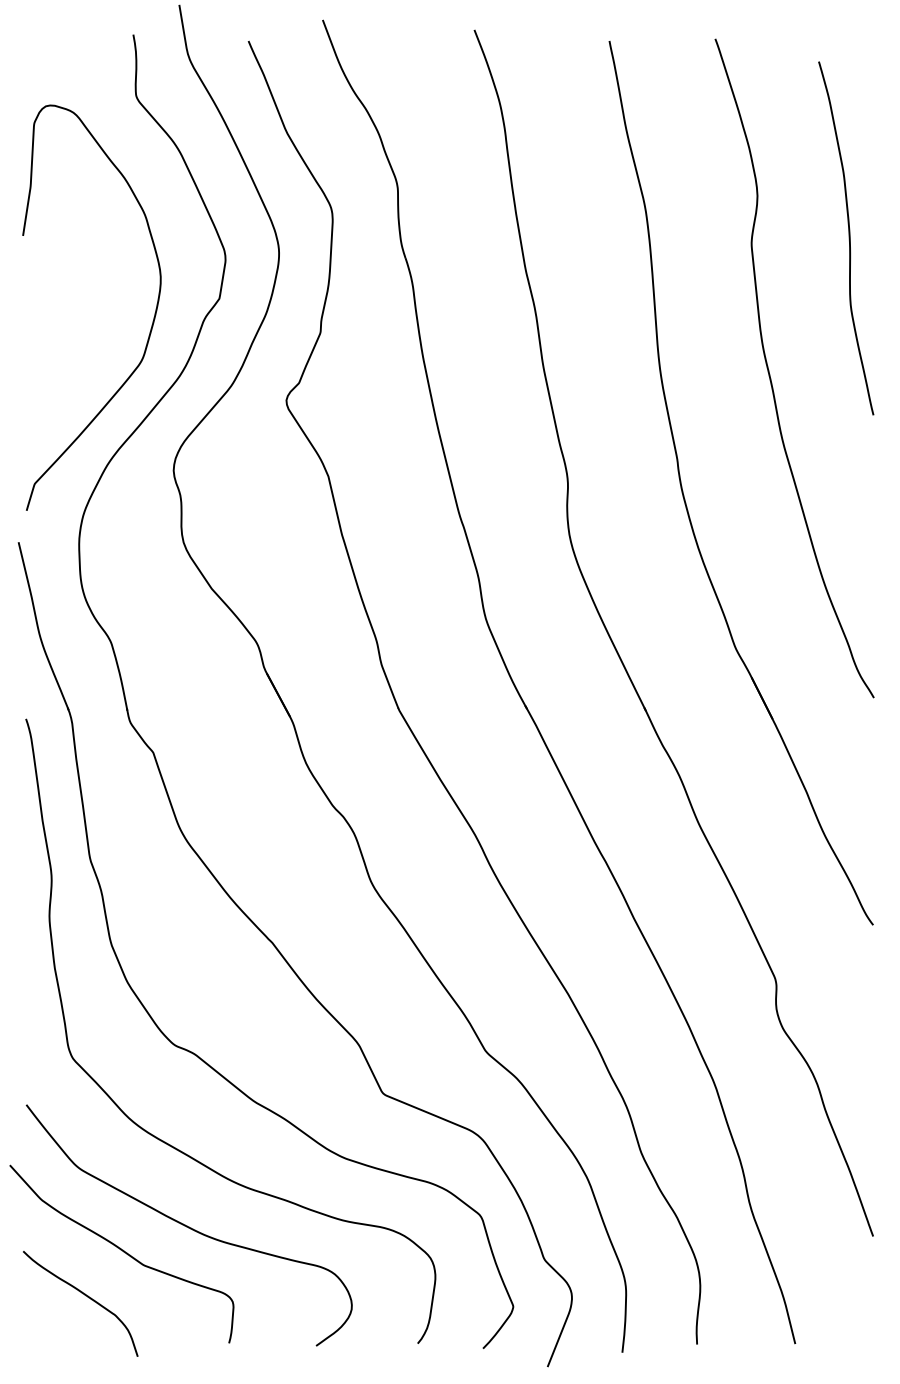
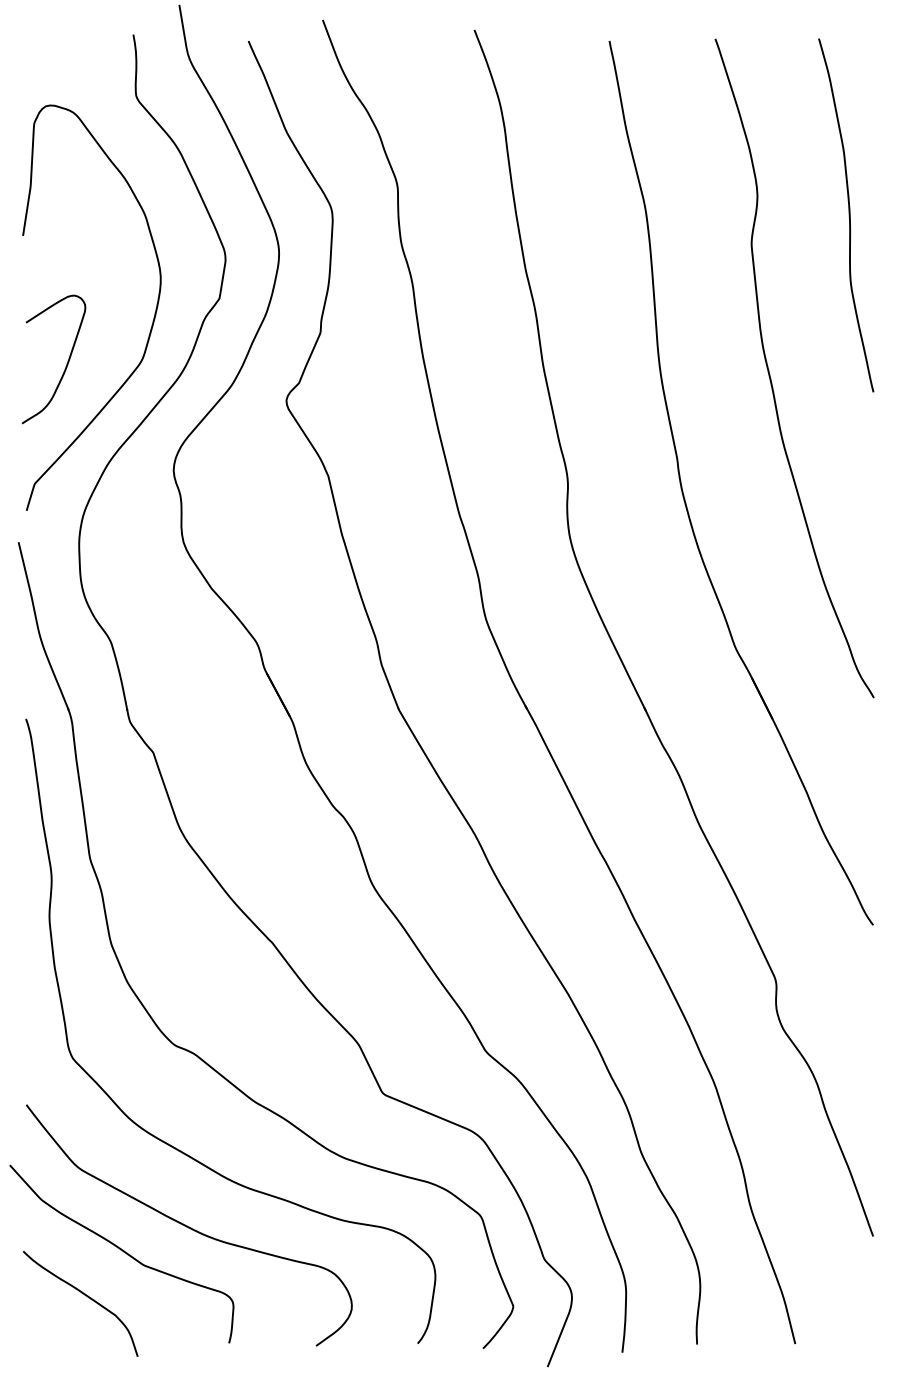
curve position: (848, 238) -> (848, 215) (848, 215)
curve: none -> present (66, 363)
